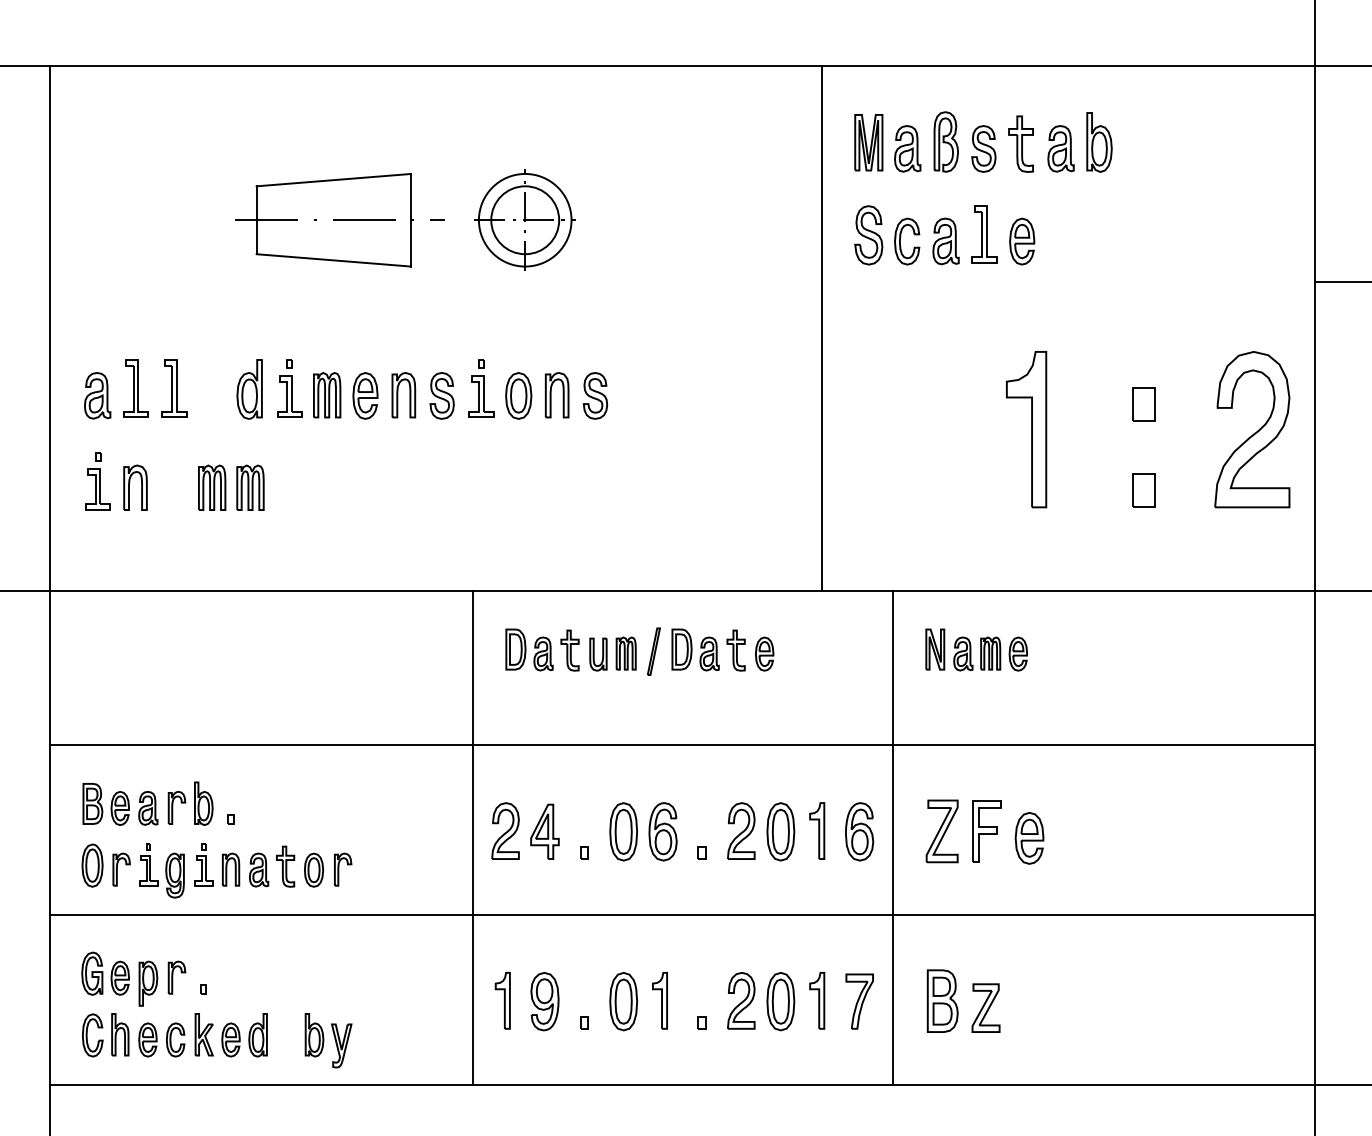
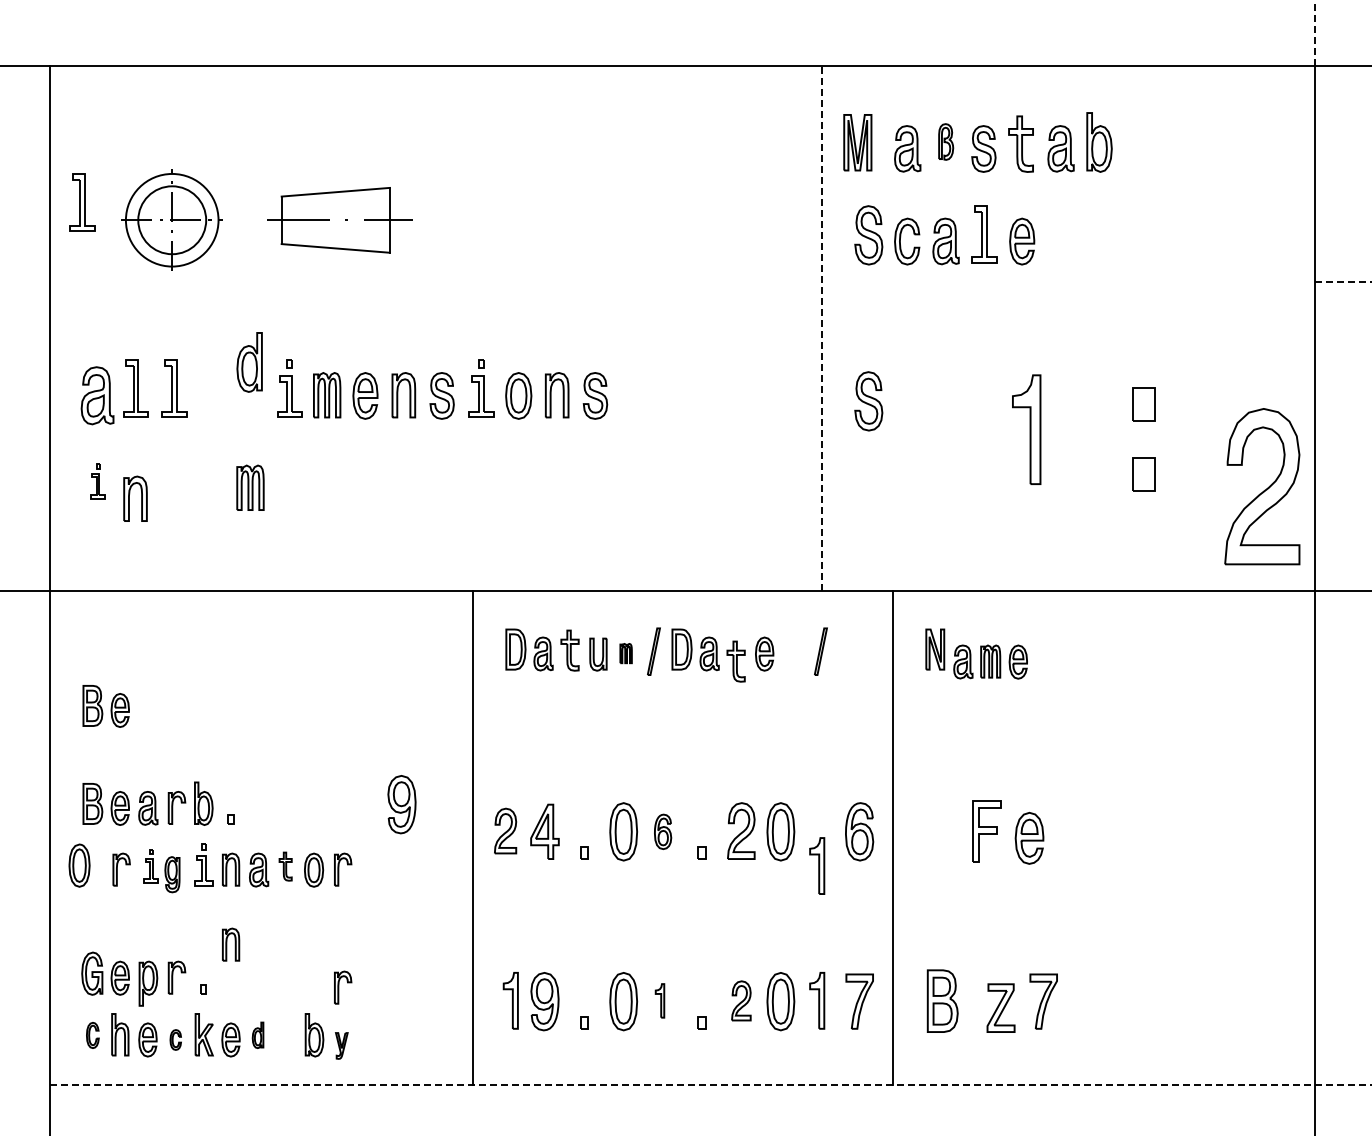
line: solid -> dashed (1315, 32)
part size: 26x62 px -> 17x38 px (946, 141)
part position: (868, 142) -> (857, 142) (857, 142)
part: none -> present (82, 202)
part position: (524, 219) -> (171, 219) (171, 219)
part size: 210x95 px -> 146x67 px (339, 220)
line: solid -> dashed (1343, 282)
line: solid -> dashed (821, 327)
part position: (249, 389) -> (249, 362) (249, 362)
part size: 28x48 px -> 35x60 px (97, 395)
part: none -> present (868, 401)
part size: 42x158 px -> 30x111 px (1026, 429)
part position: (1252, 429) -> (1262, 486) (1262, 486)
part size: 26x59 px -> 16x37 px (97, 481)
part position: (135, 487) -> (135, 498) (135, 498)
part: present -> none (212, 487)
part position: (1143, 490) -> (1143, 474) (1143, 474)
part position: (735, 650) -> (735, 661) (735, 661)
part: none -> present (820, 651)
part size: 22x35 px -> 14x22 px (625, 653)
part position: (990, 653) -> (990, 661) (990, 661)
part: none -> present (105, 706)
line: present -> none (682, 745)
part: none -> present (401, 804)
part size: 29x58 px -> 24x48 px (505, 830)
part position: (817, 830) -> (817, 865) (817, 865)
part size: 30x60 px -> 19x37 px (663, 831)
part: present -> none (941, 831)
part position: (92, 865) -> (79, 865) (79, 865)
part size: 20x43 px -> 15x31 px (285, 866)
part size: 46x56 px -> 38x45 px (161, 871)
line: present -> none (682, 914)
part: none -> present (231, 944)
part: none -> present (343, 987)
part position: (502, 1000) -> (510, 1000) (510, 1000)
part size: 16x58 px -> 12x36 px (659, 1000)
part size: 29x58 px -> 21x42 px (741, 1000)
part: none -> present (1043, 1001)
part position: (985, 1007) -> (1000, 1007) (1000, 1007)
part size: 22x45 px -> 14x27 px (92, 1035)
part size: 20x45 px -> 14x28 px (257, 1034)
part size: 20x36 px -> 13x22 px (175, 1039)
part size: 22x46 px -> 14x28 px (341, 1045)
line: solid -> dashed (710, 1084)
